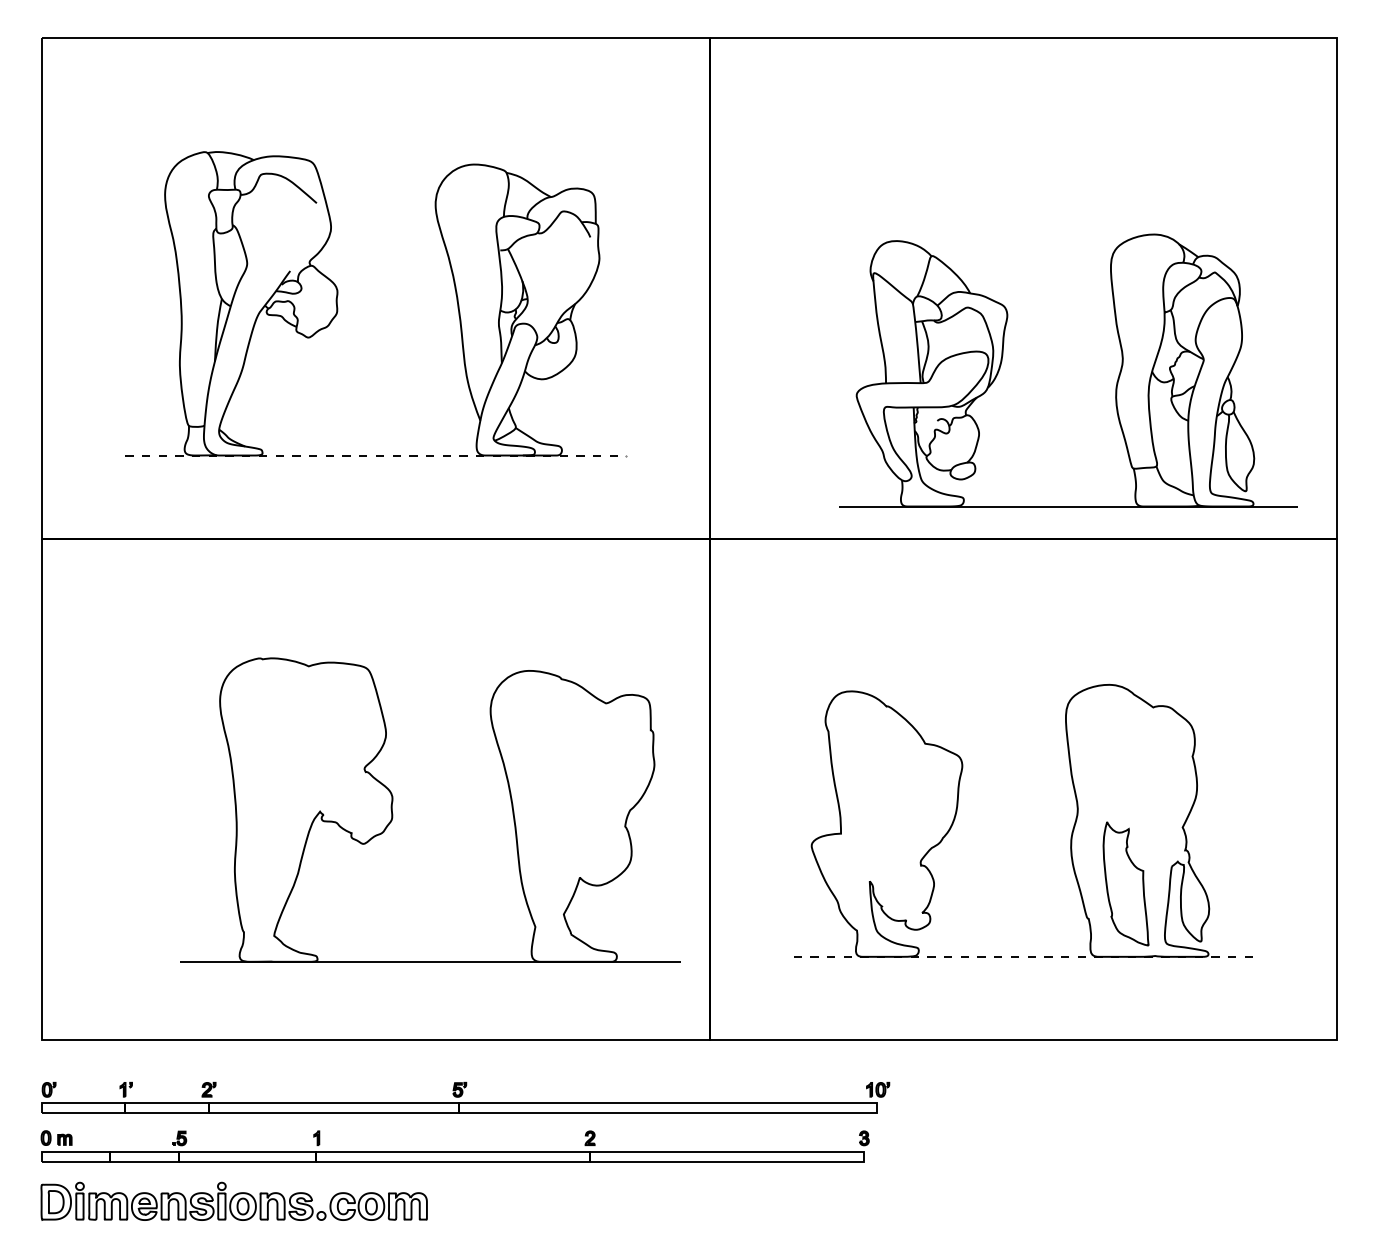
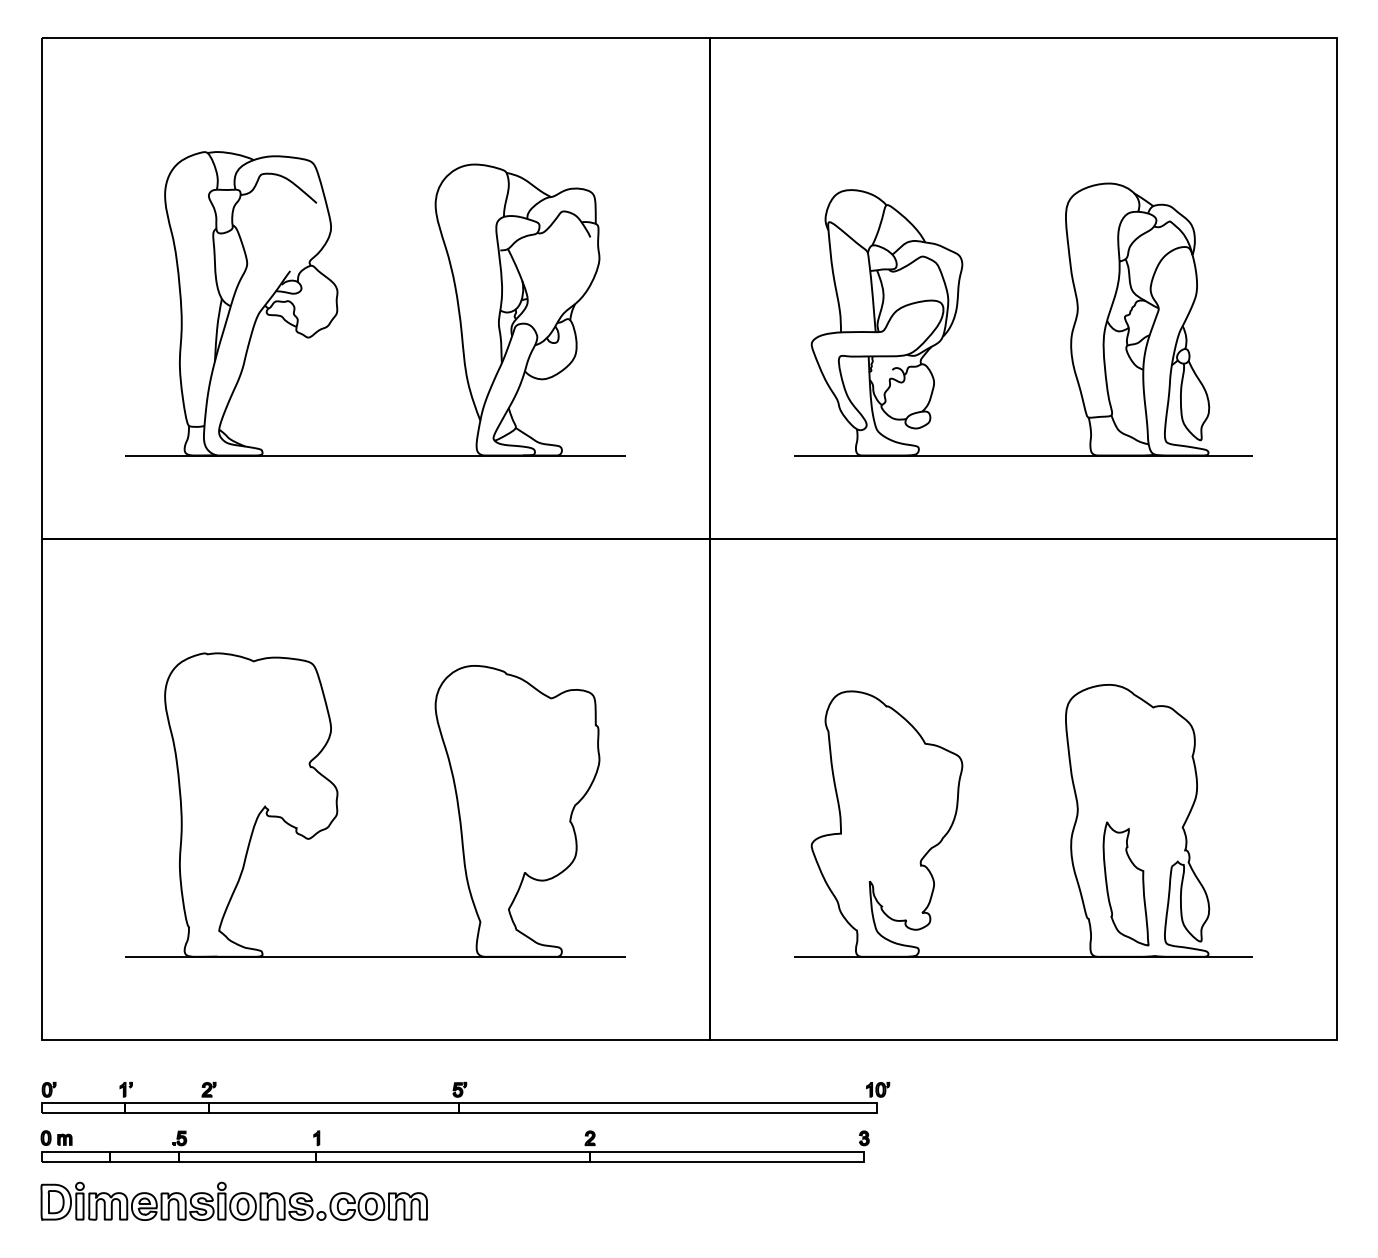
part position: (1116, 381) -> (1071, 330) (1071, 330)
line: dashed -> solid (375, 455)
part position: (393, 814) -> (338, 809) (338, 809)
line: dashed -> solid (1023, 956)
